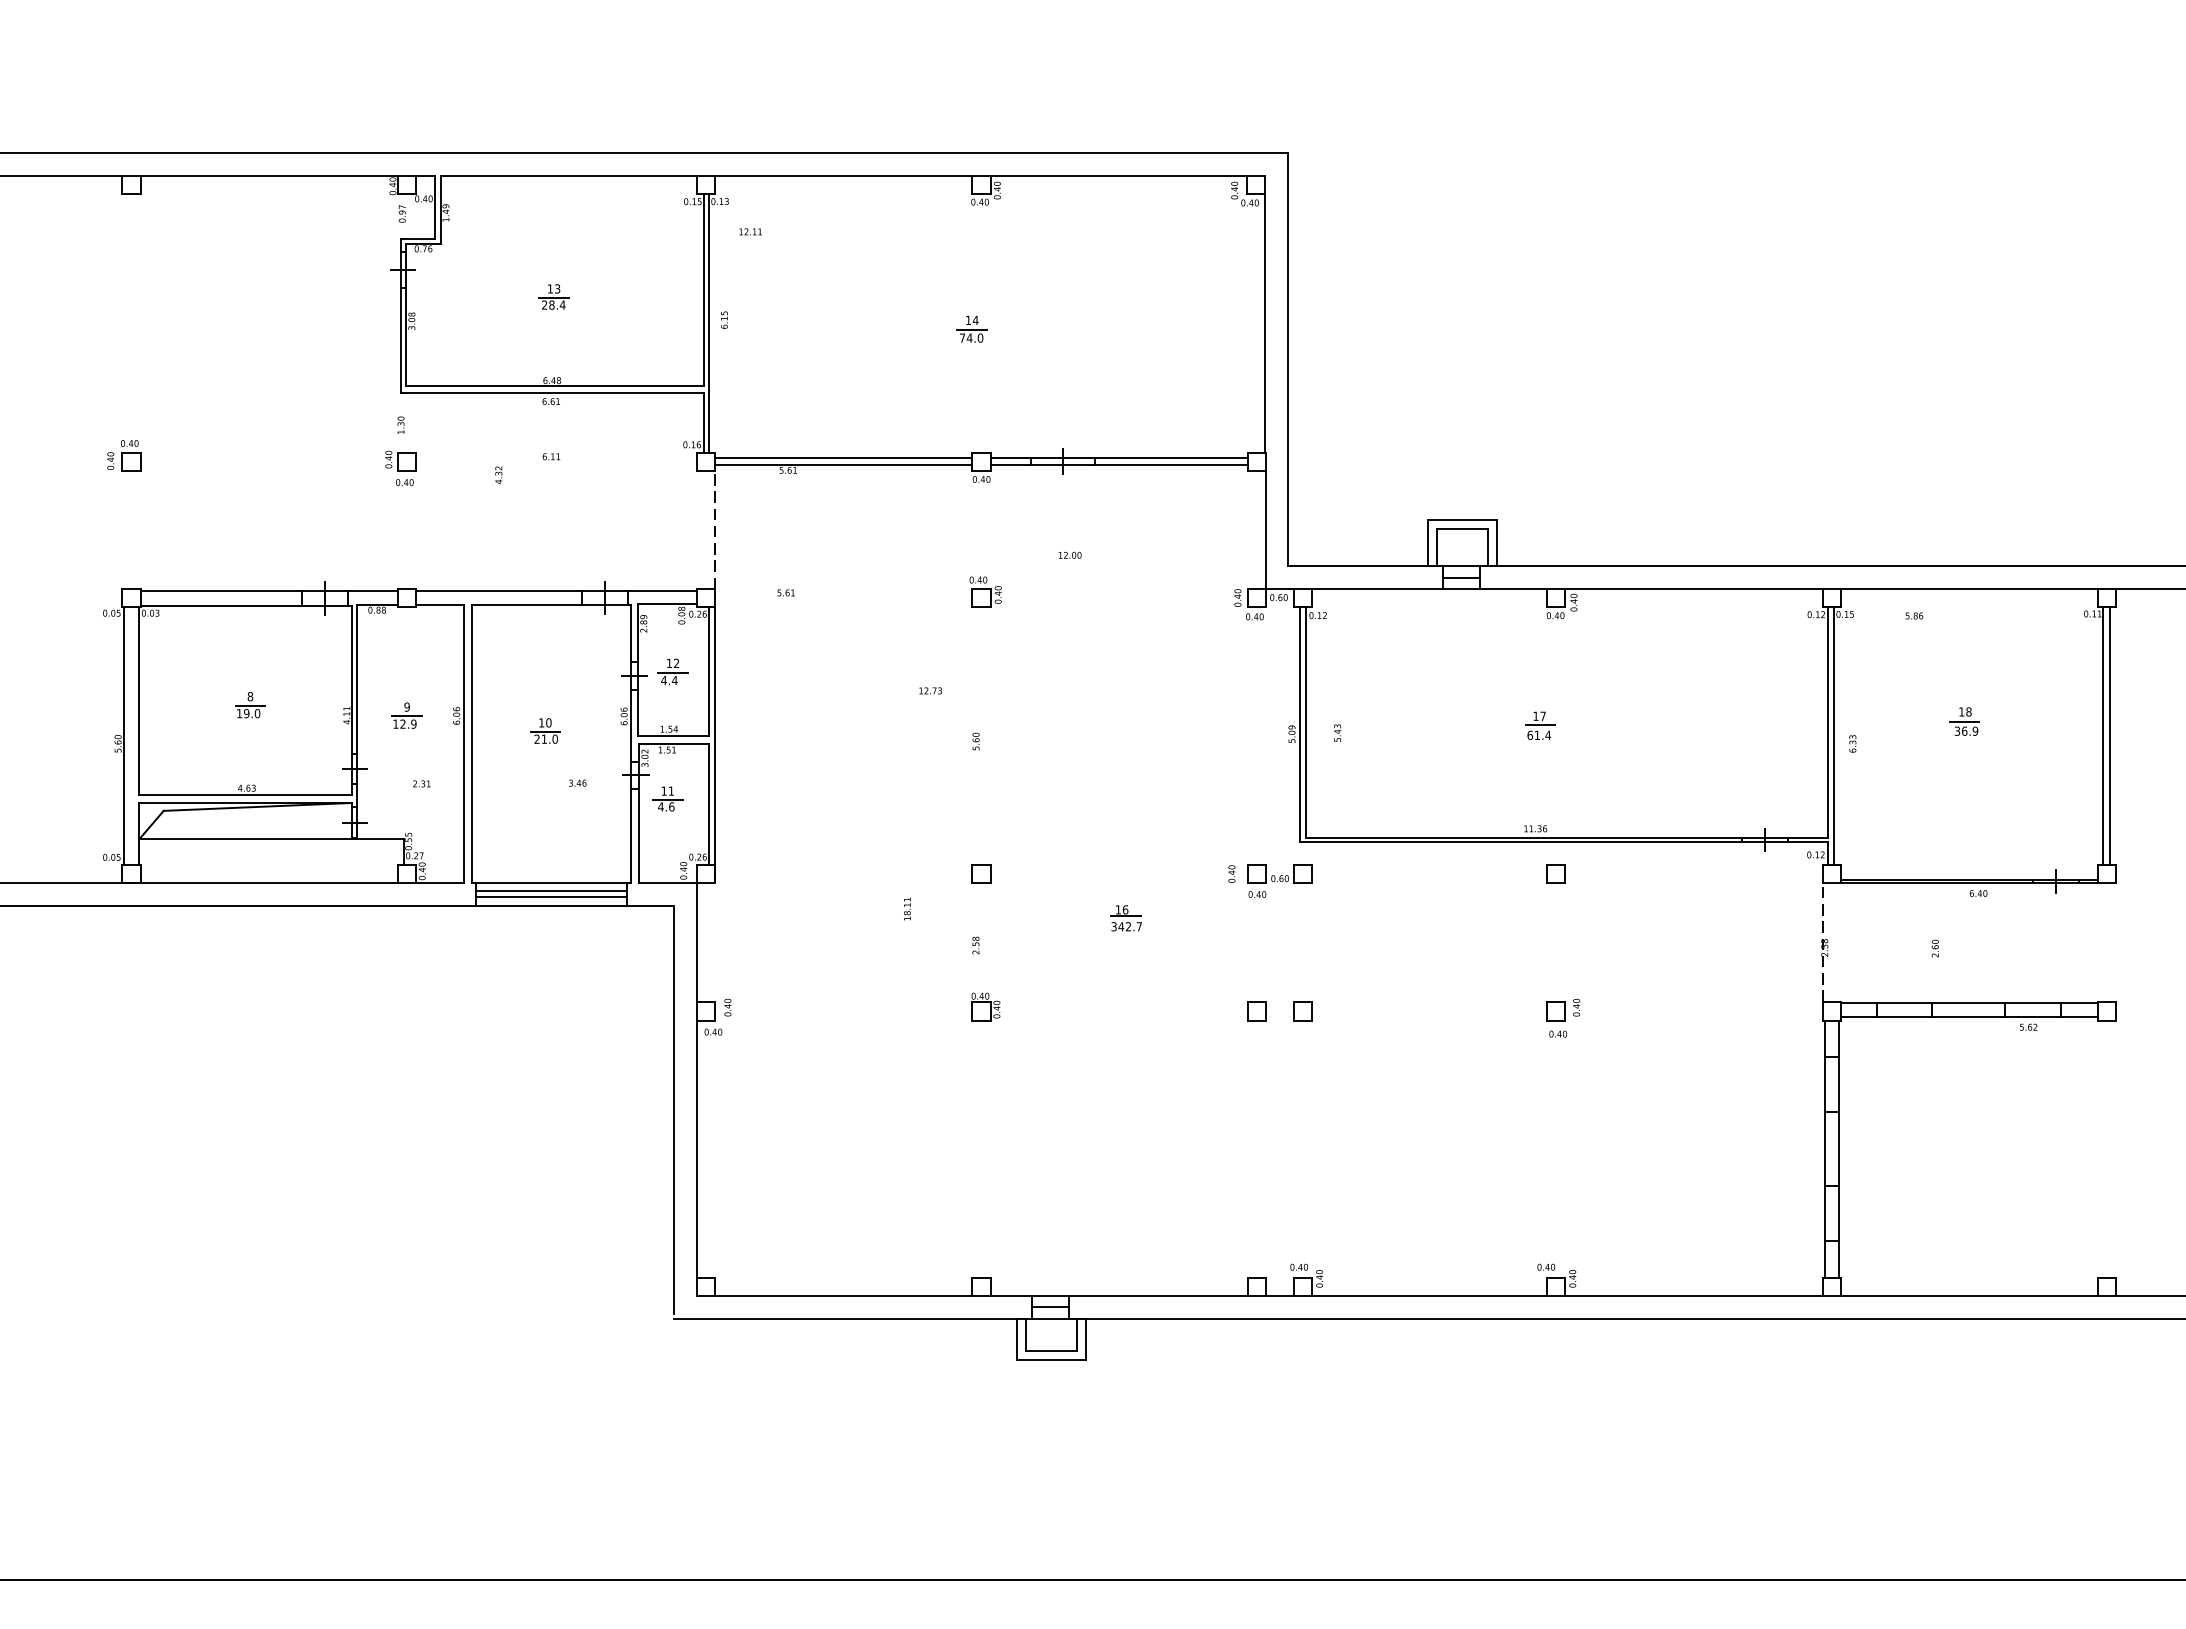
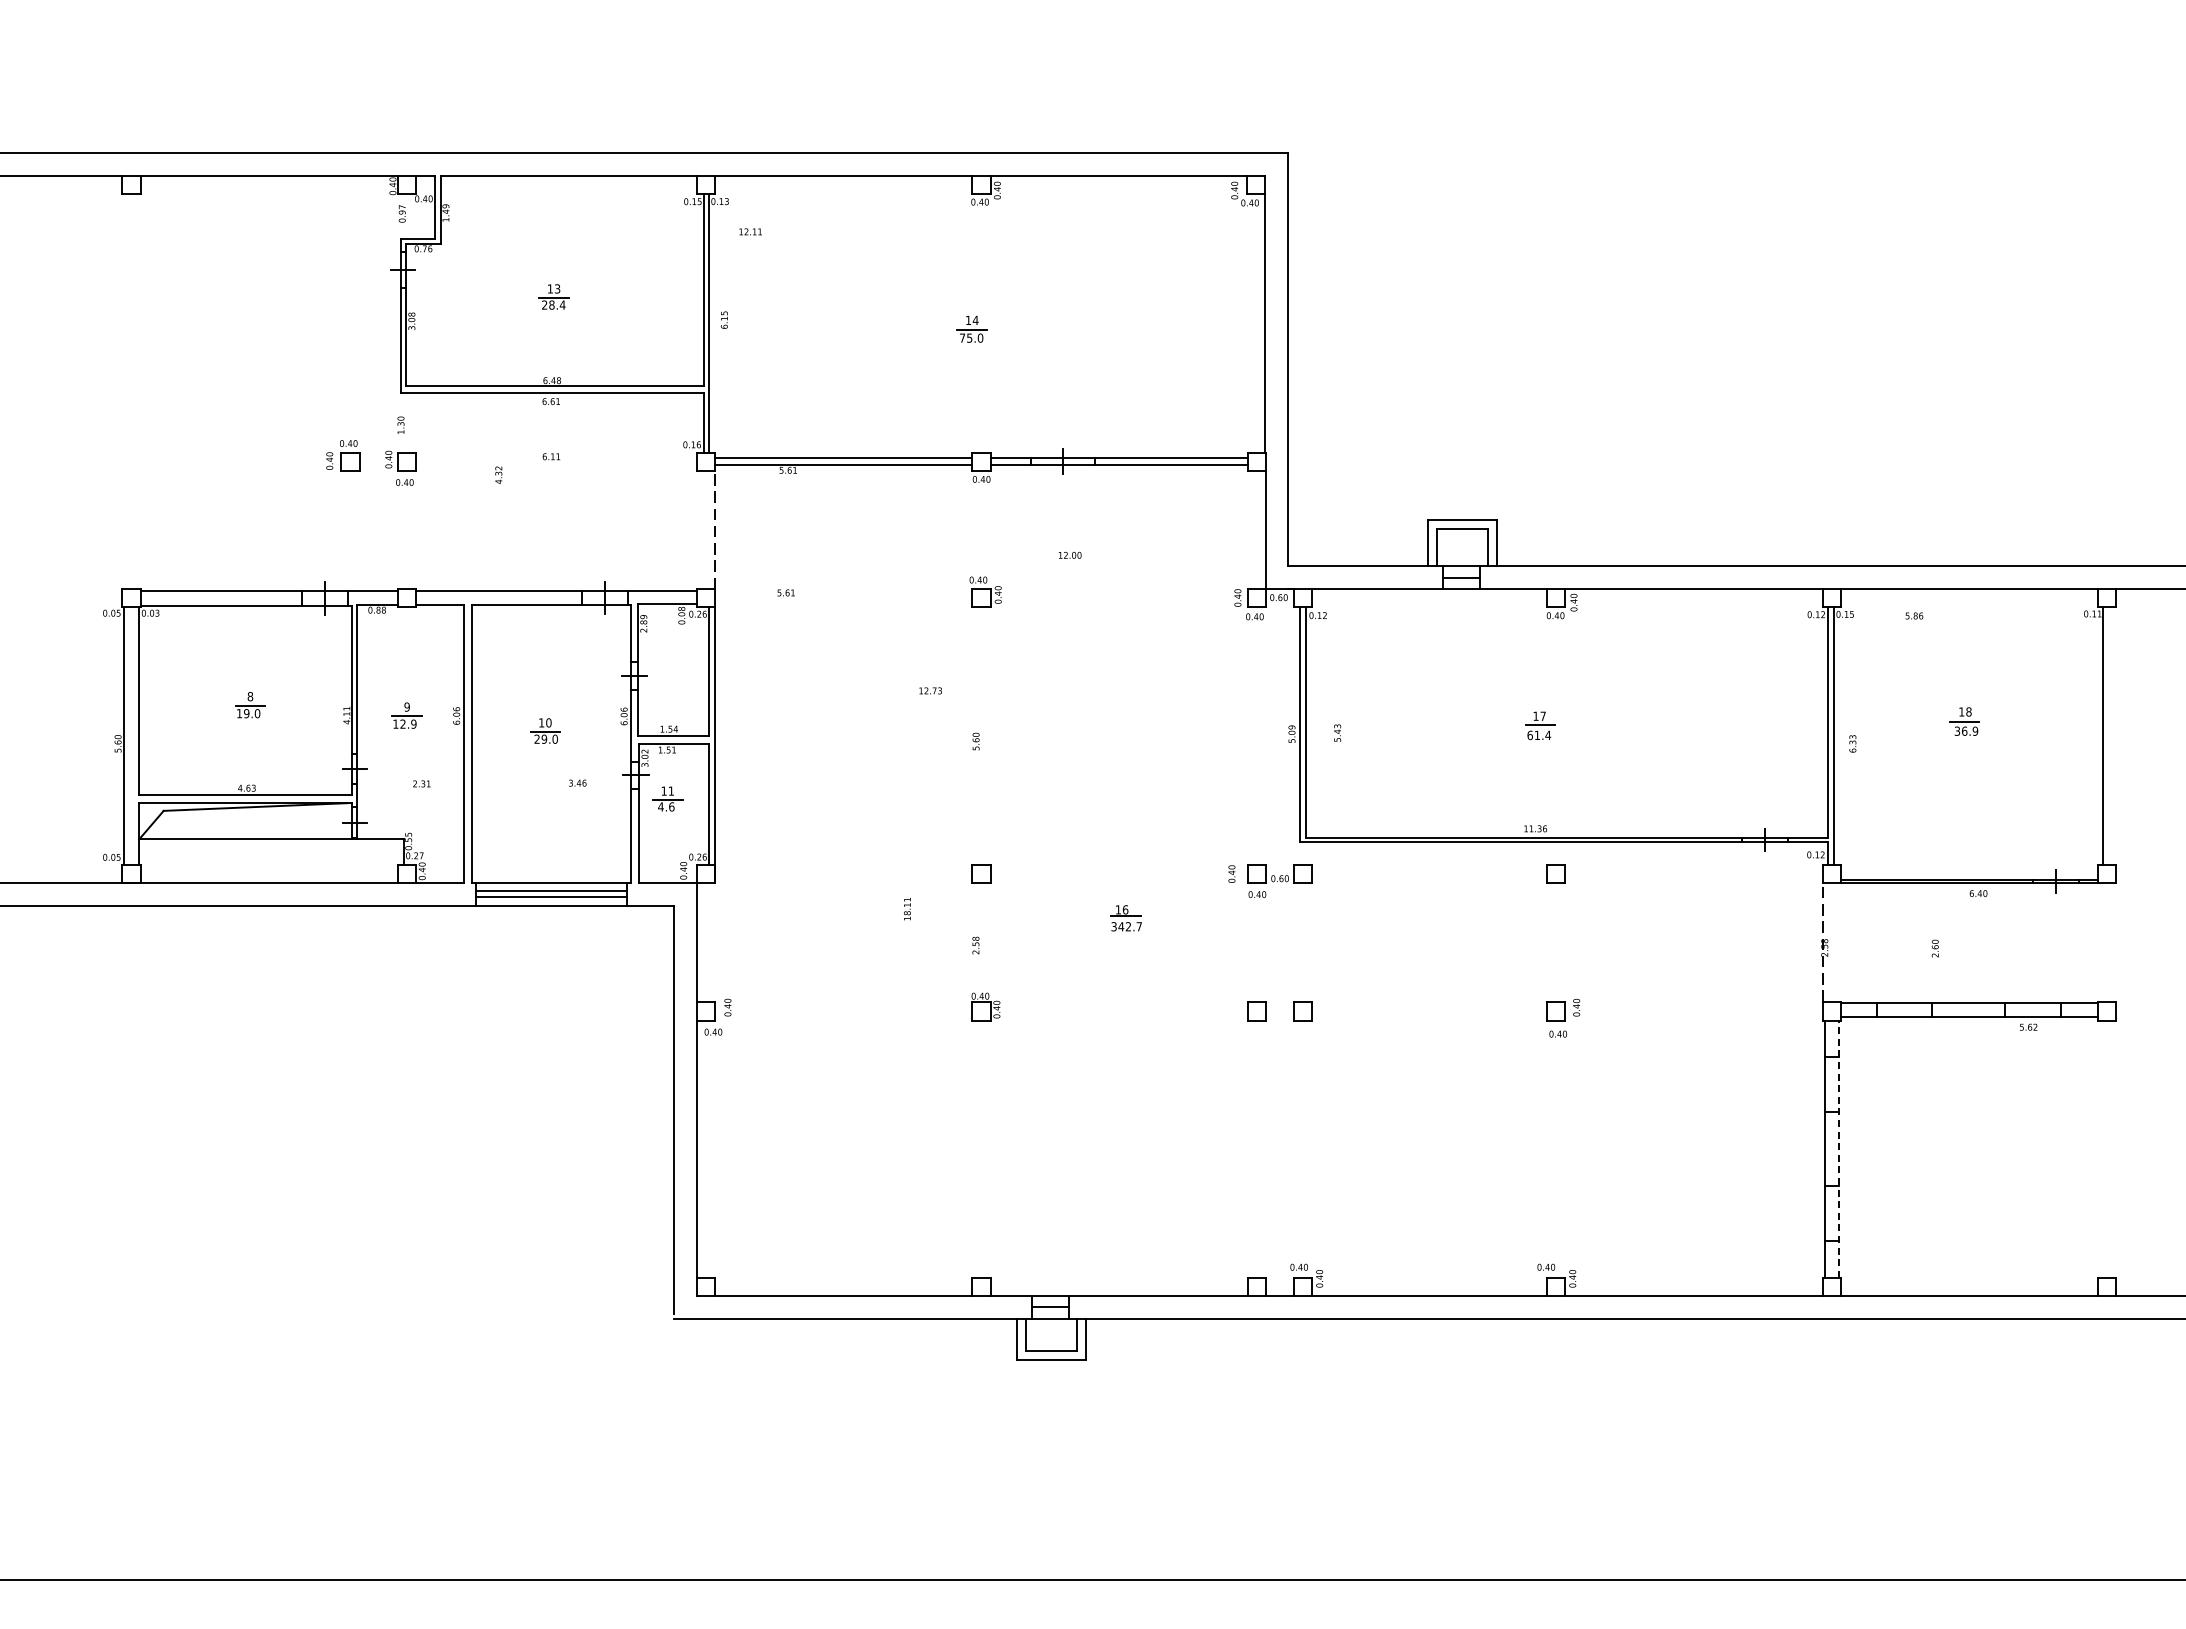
text: 74.0 -> 75.0 (969, 337)
part position: (124, 455) -> (343, 455) (343, 455)
part: present -> none (672, 671)
line: present -> none (2110, 735)
text: 21.0 -> 29.0 (544, 738)
line: solid -> dashed (1838, 1149)
